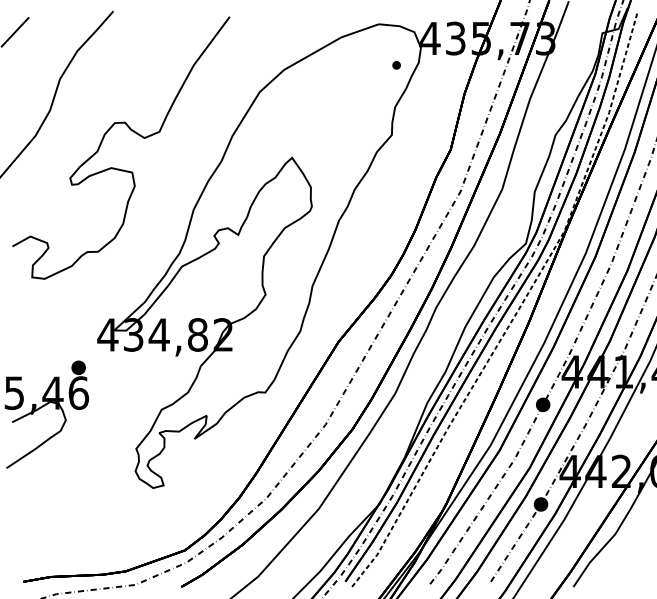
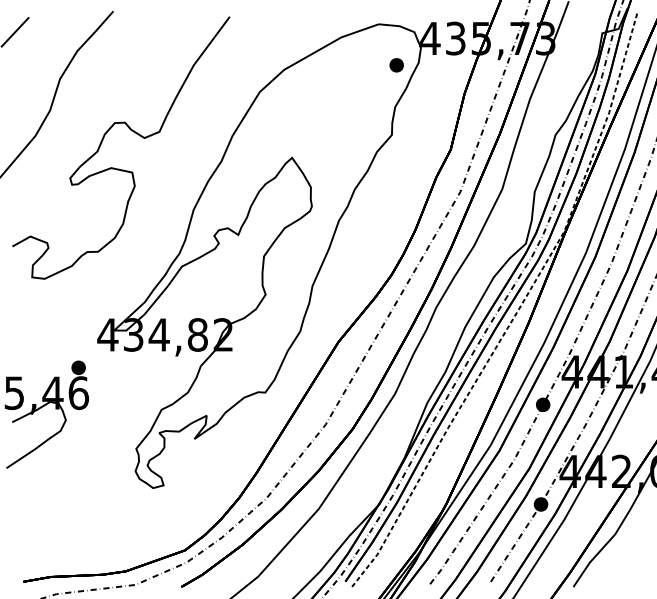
part size: 9x9 px -> 15x15 px (396, 65)
